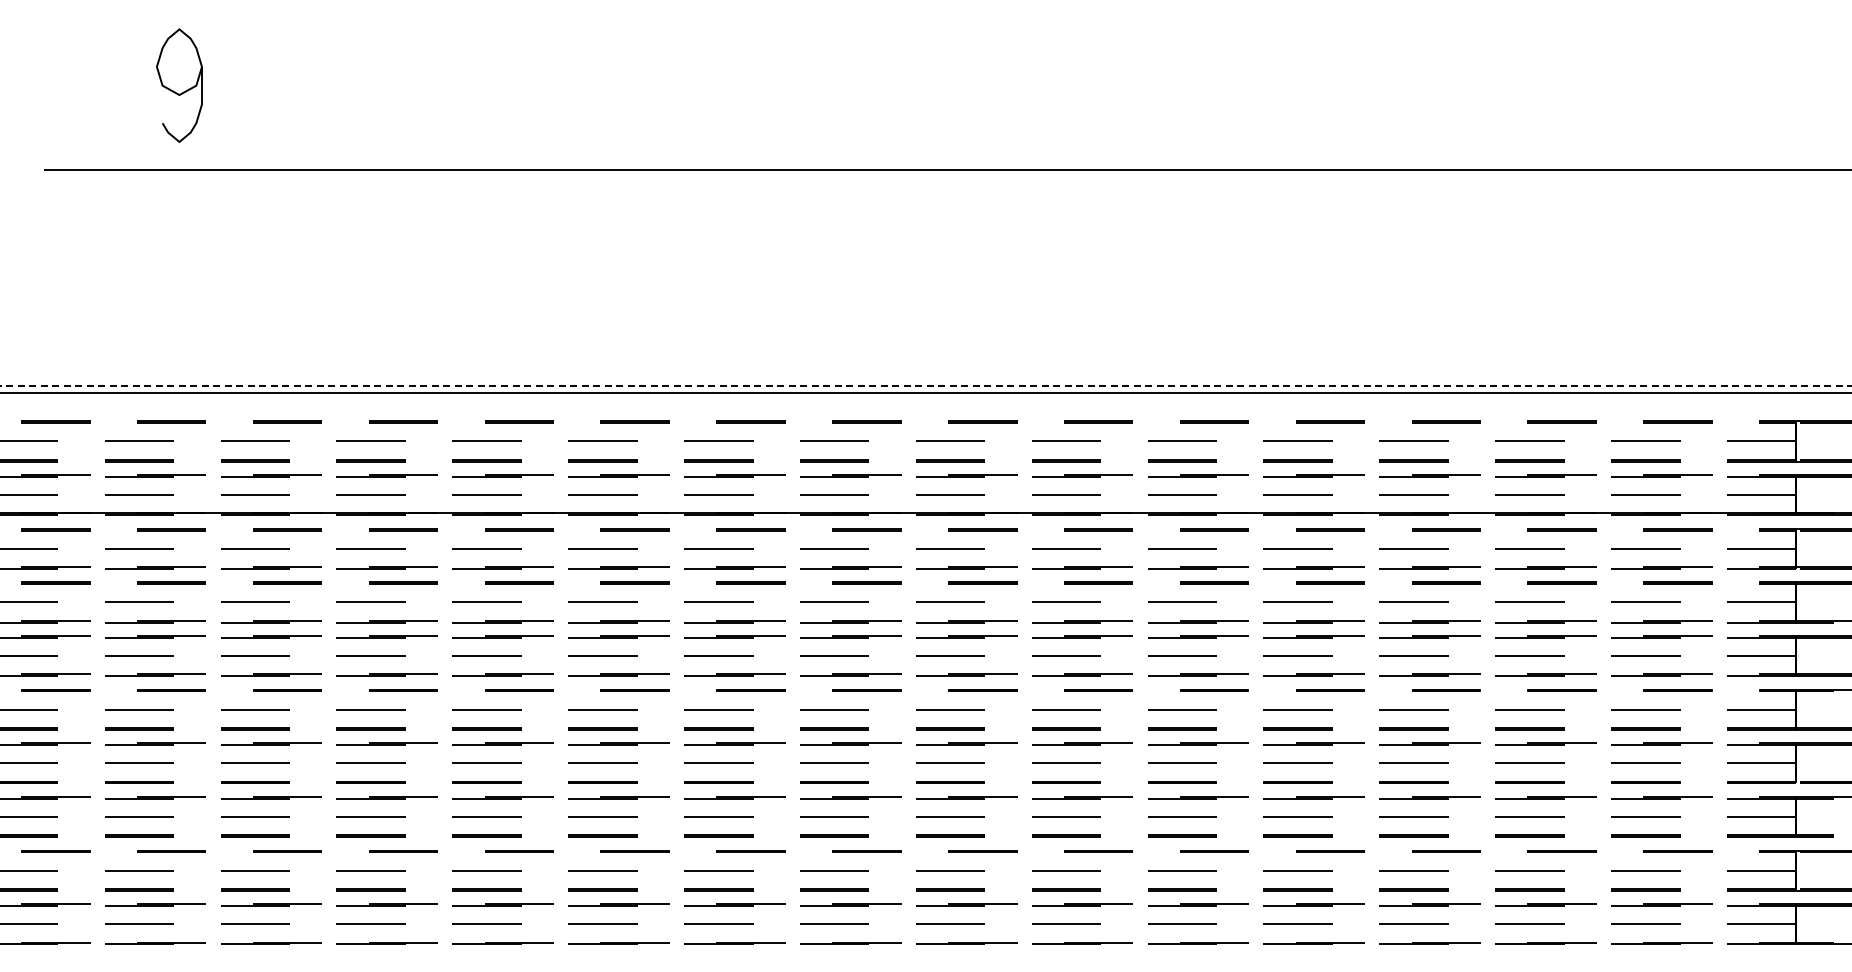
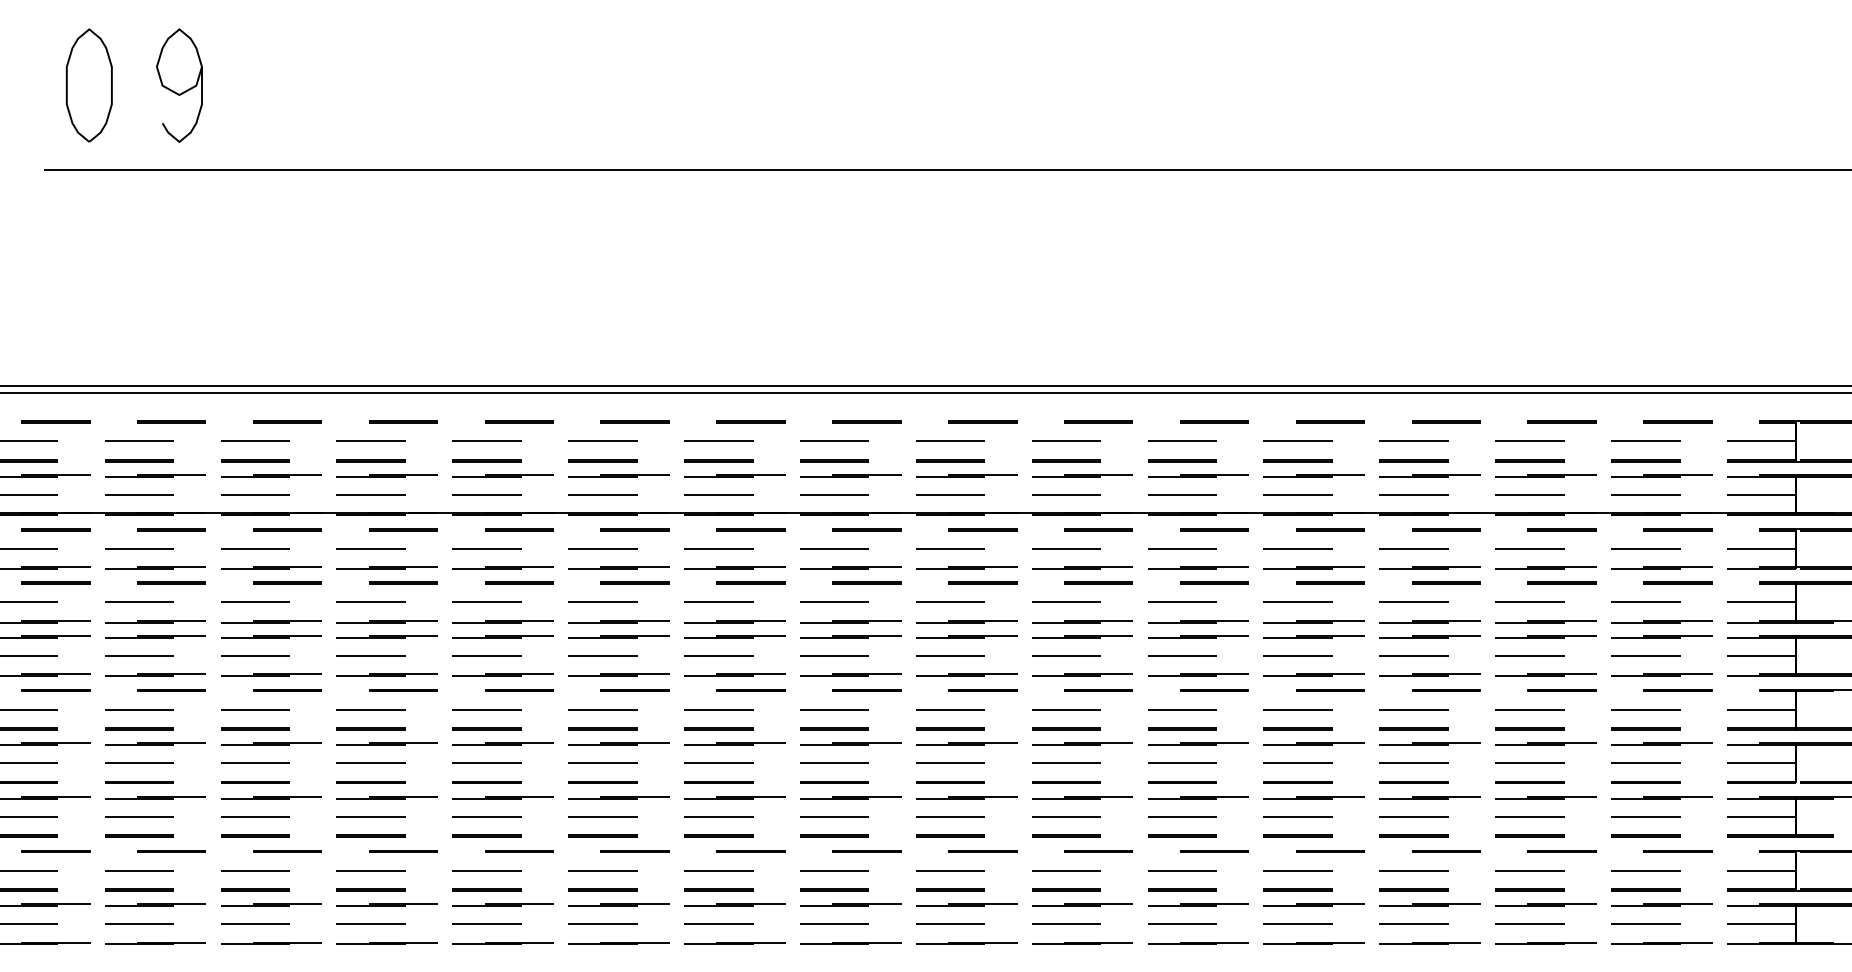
part: none -> present (88, 85)
line: dashed -> solid (926, 386)
